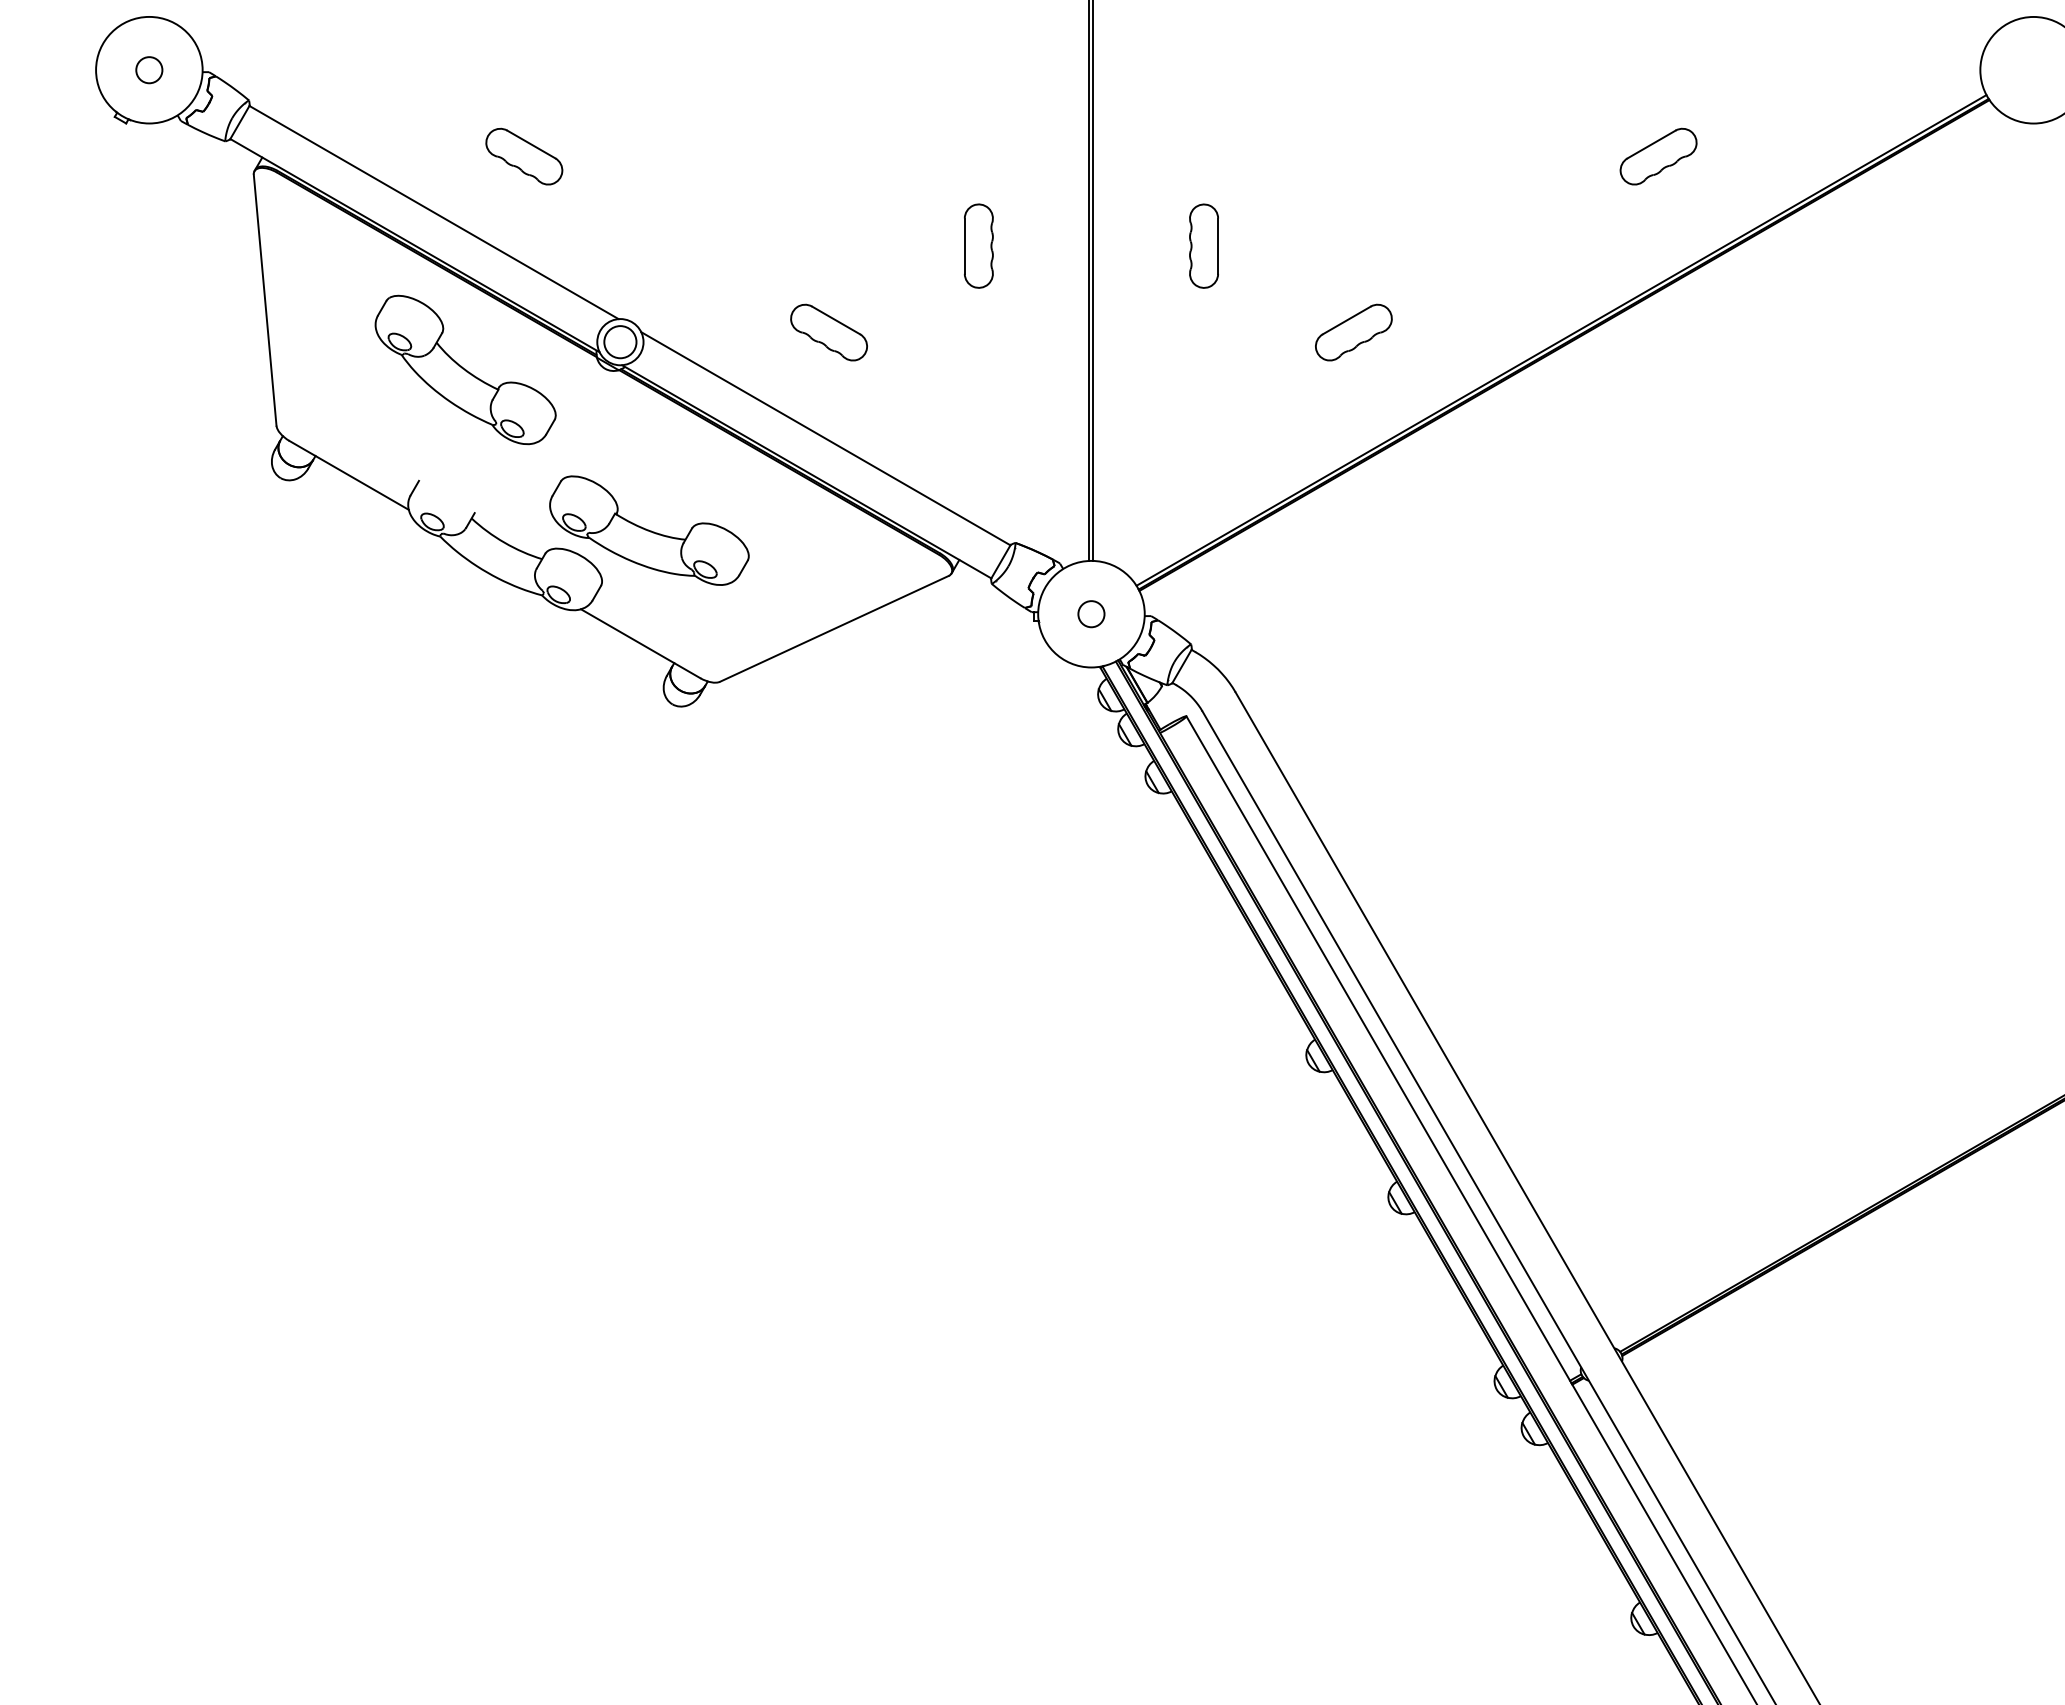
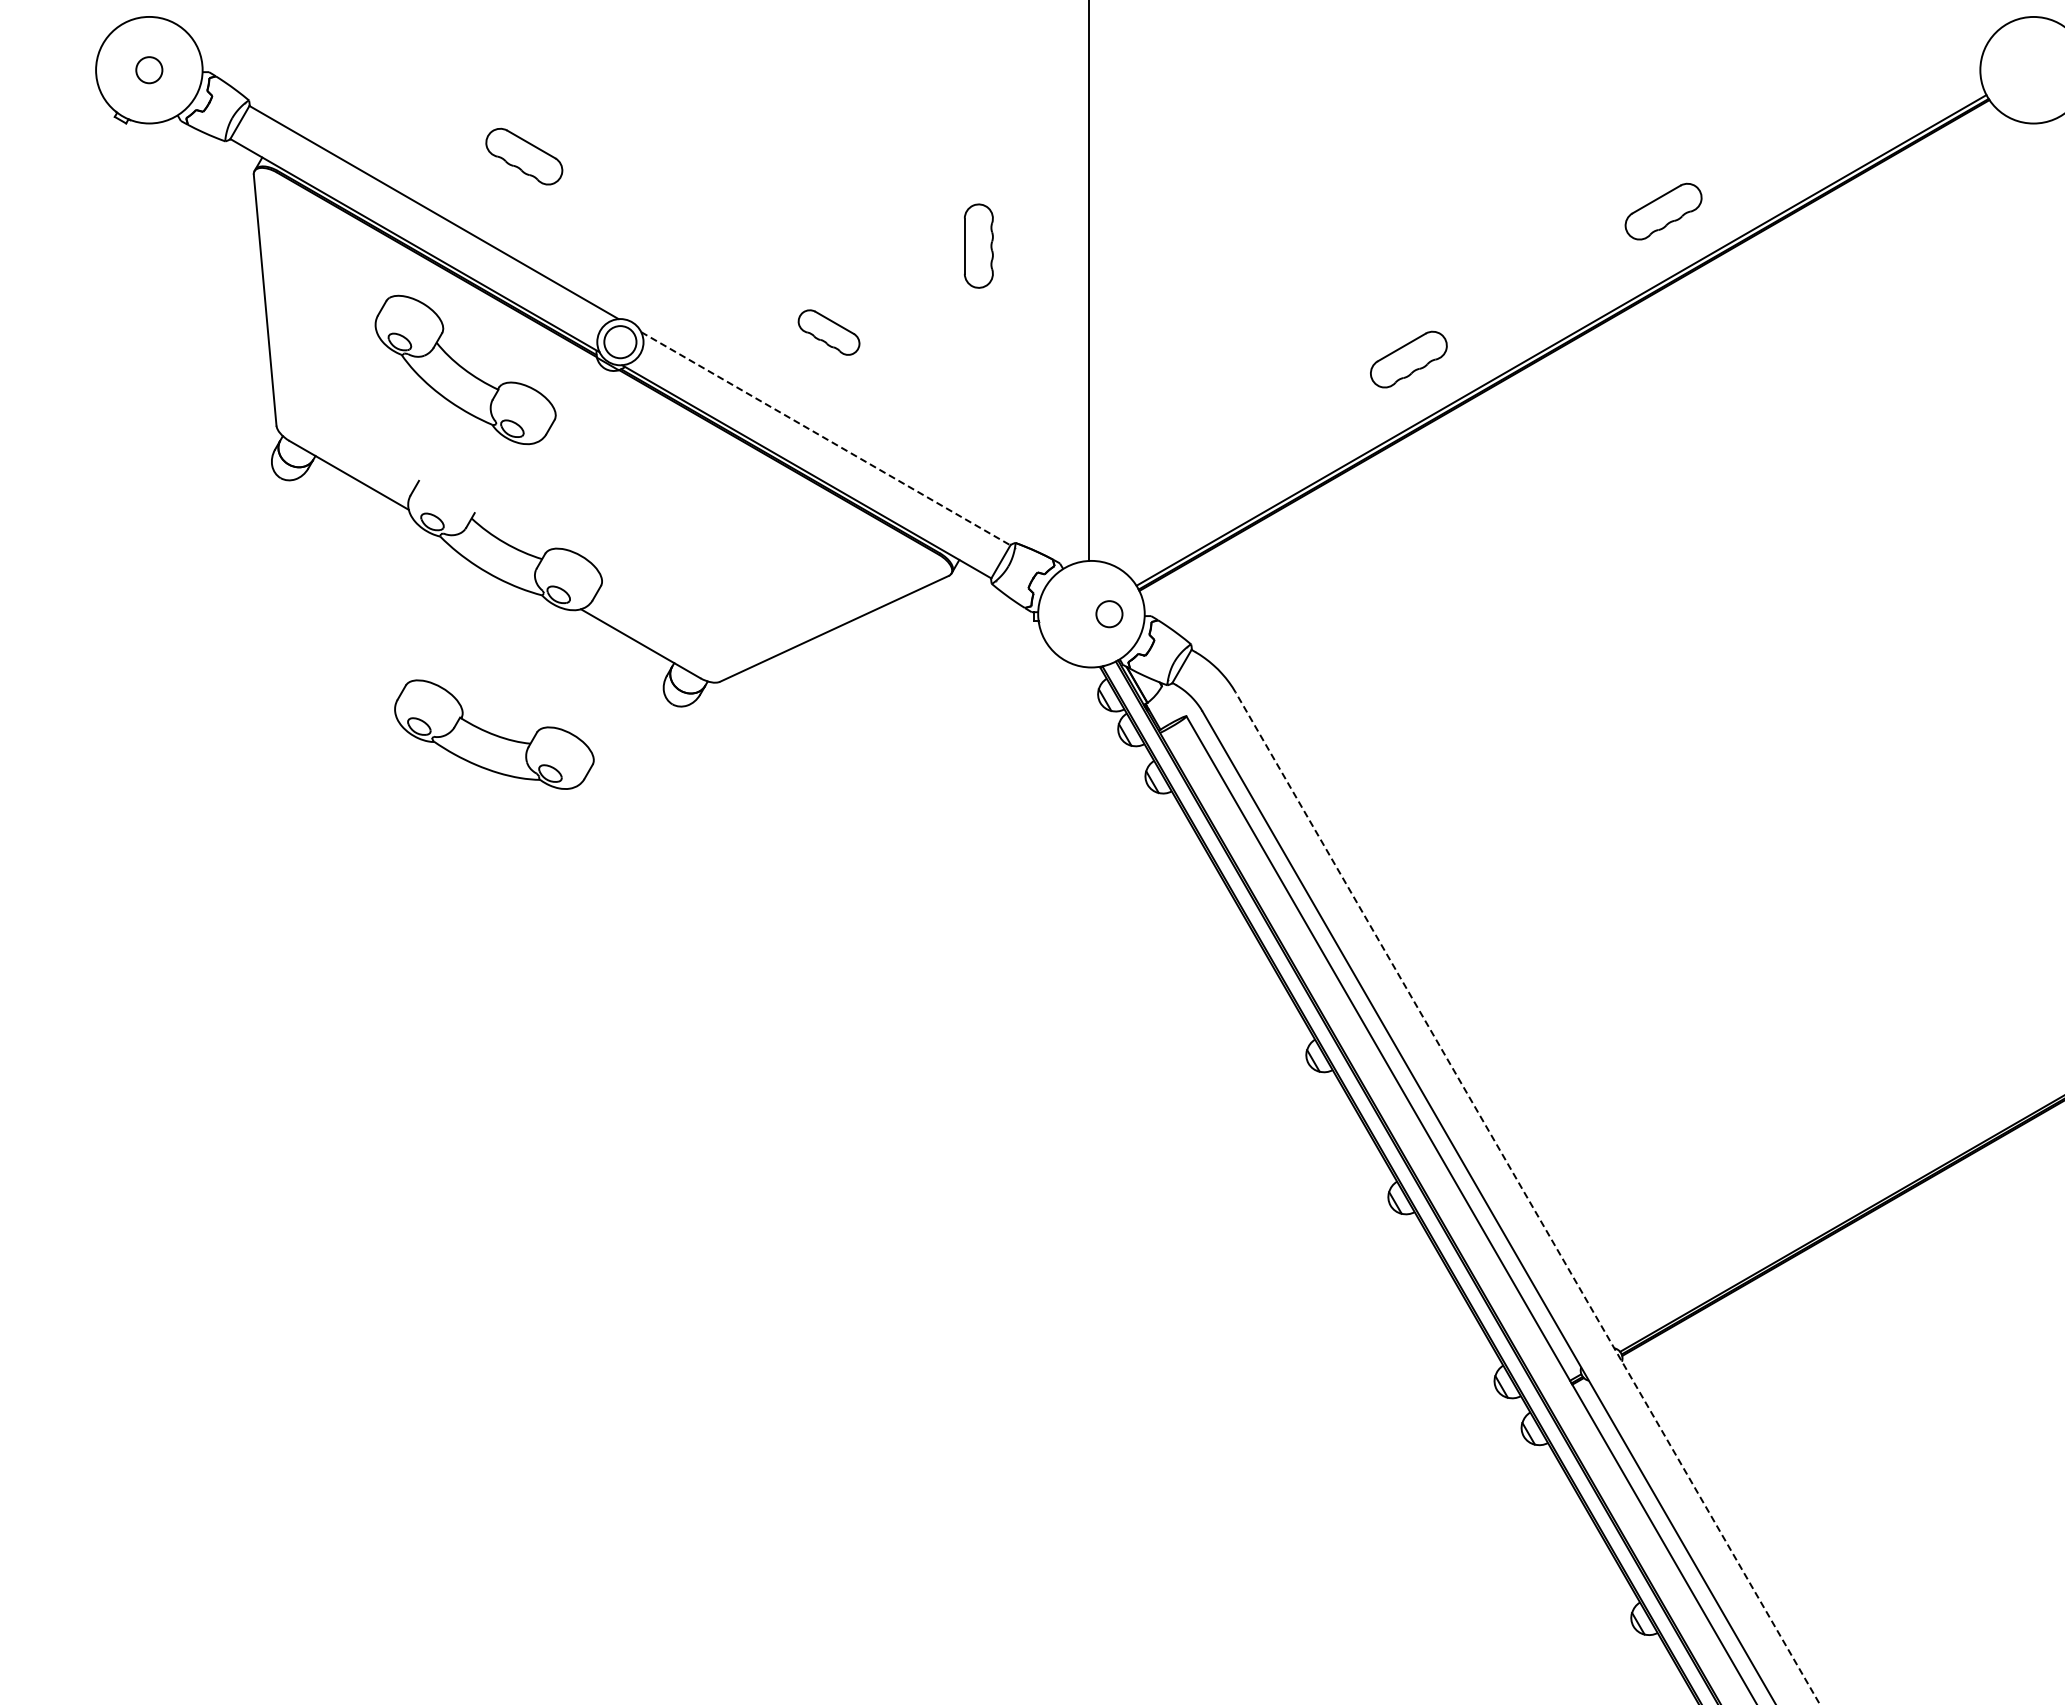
part position: (1658, 156) -> (1663, 211) (1663, 211)
part: present -> none (1203, 245)
line: present -> none (1093, 281)
part size: 78x59 px -> 64x47 px (828, 332)
part position: (1353, 332) -> (1408, 359) (1408, 359)
line: solid -> dashed (826, 439)
part position: (649, 530) -> (494, 734) (494, 734)
circle position: (1091, 614) -> (1109, 614) (1109, 614)
line: solid -> dashed (1527, 1197)
